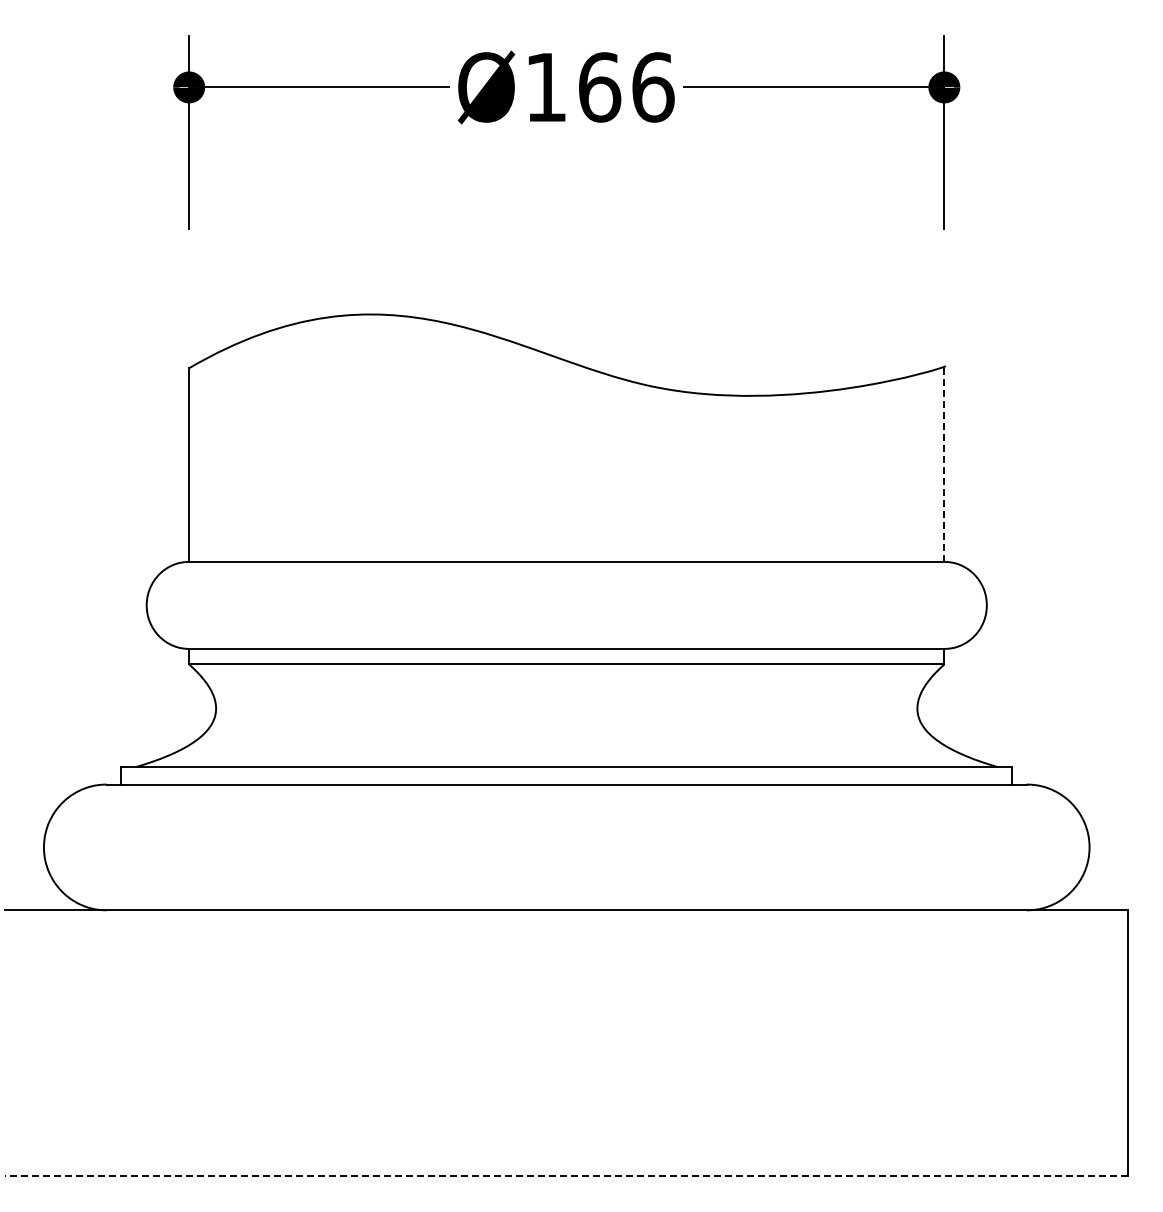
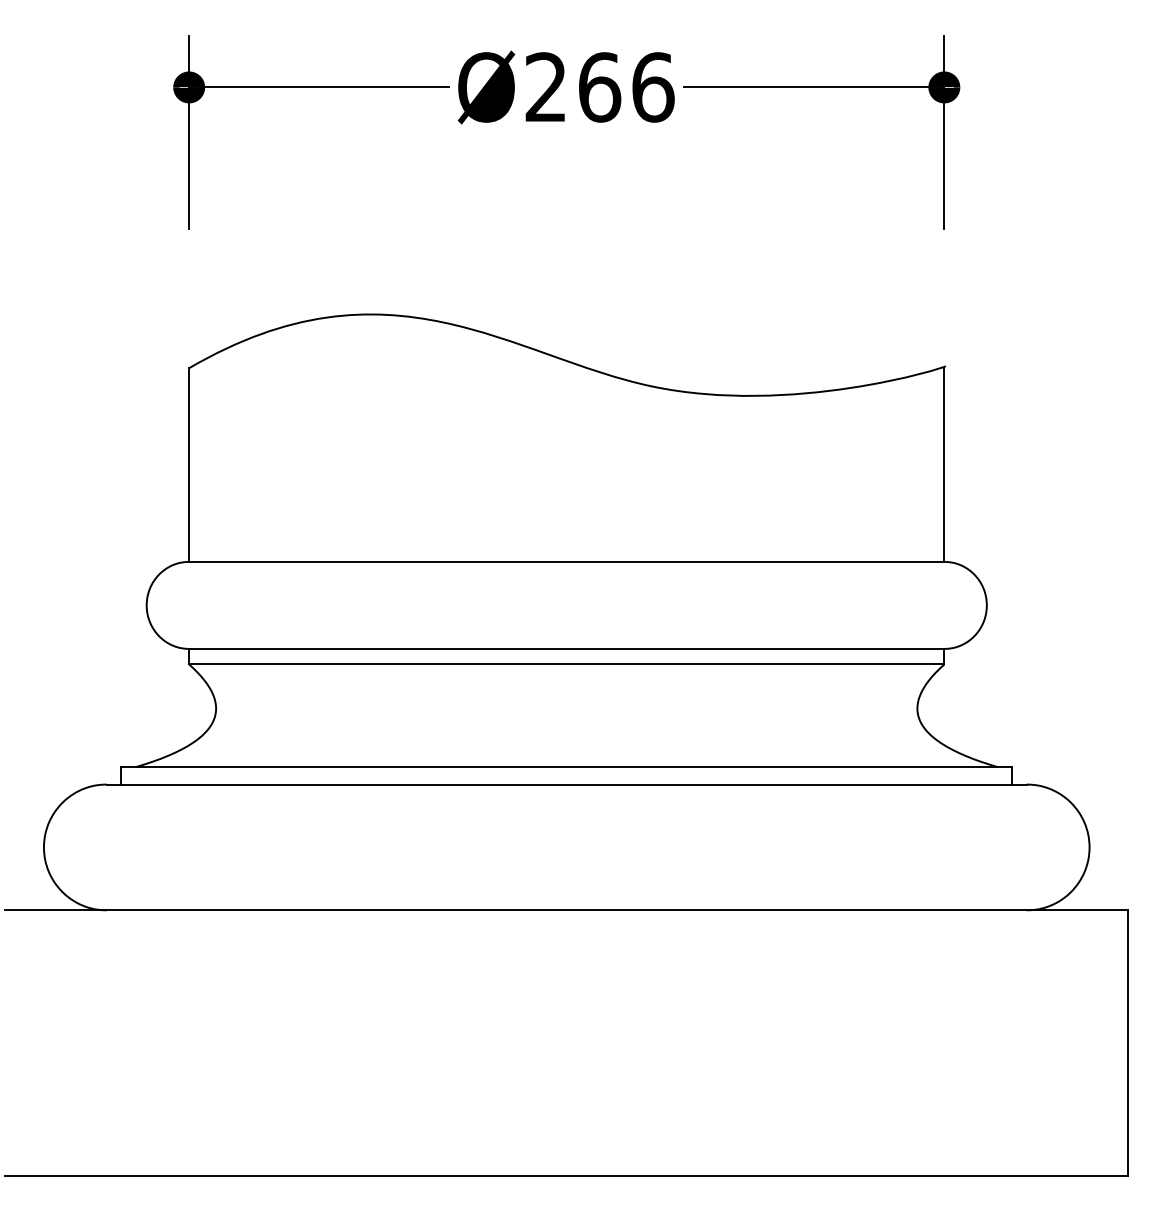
text: Ø166 -> Ø266 (545, 86)
line: dashed -> solid (944, 465)
line: dashed -> solid (566, 1175)
